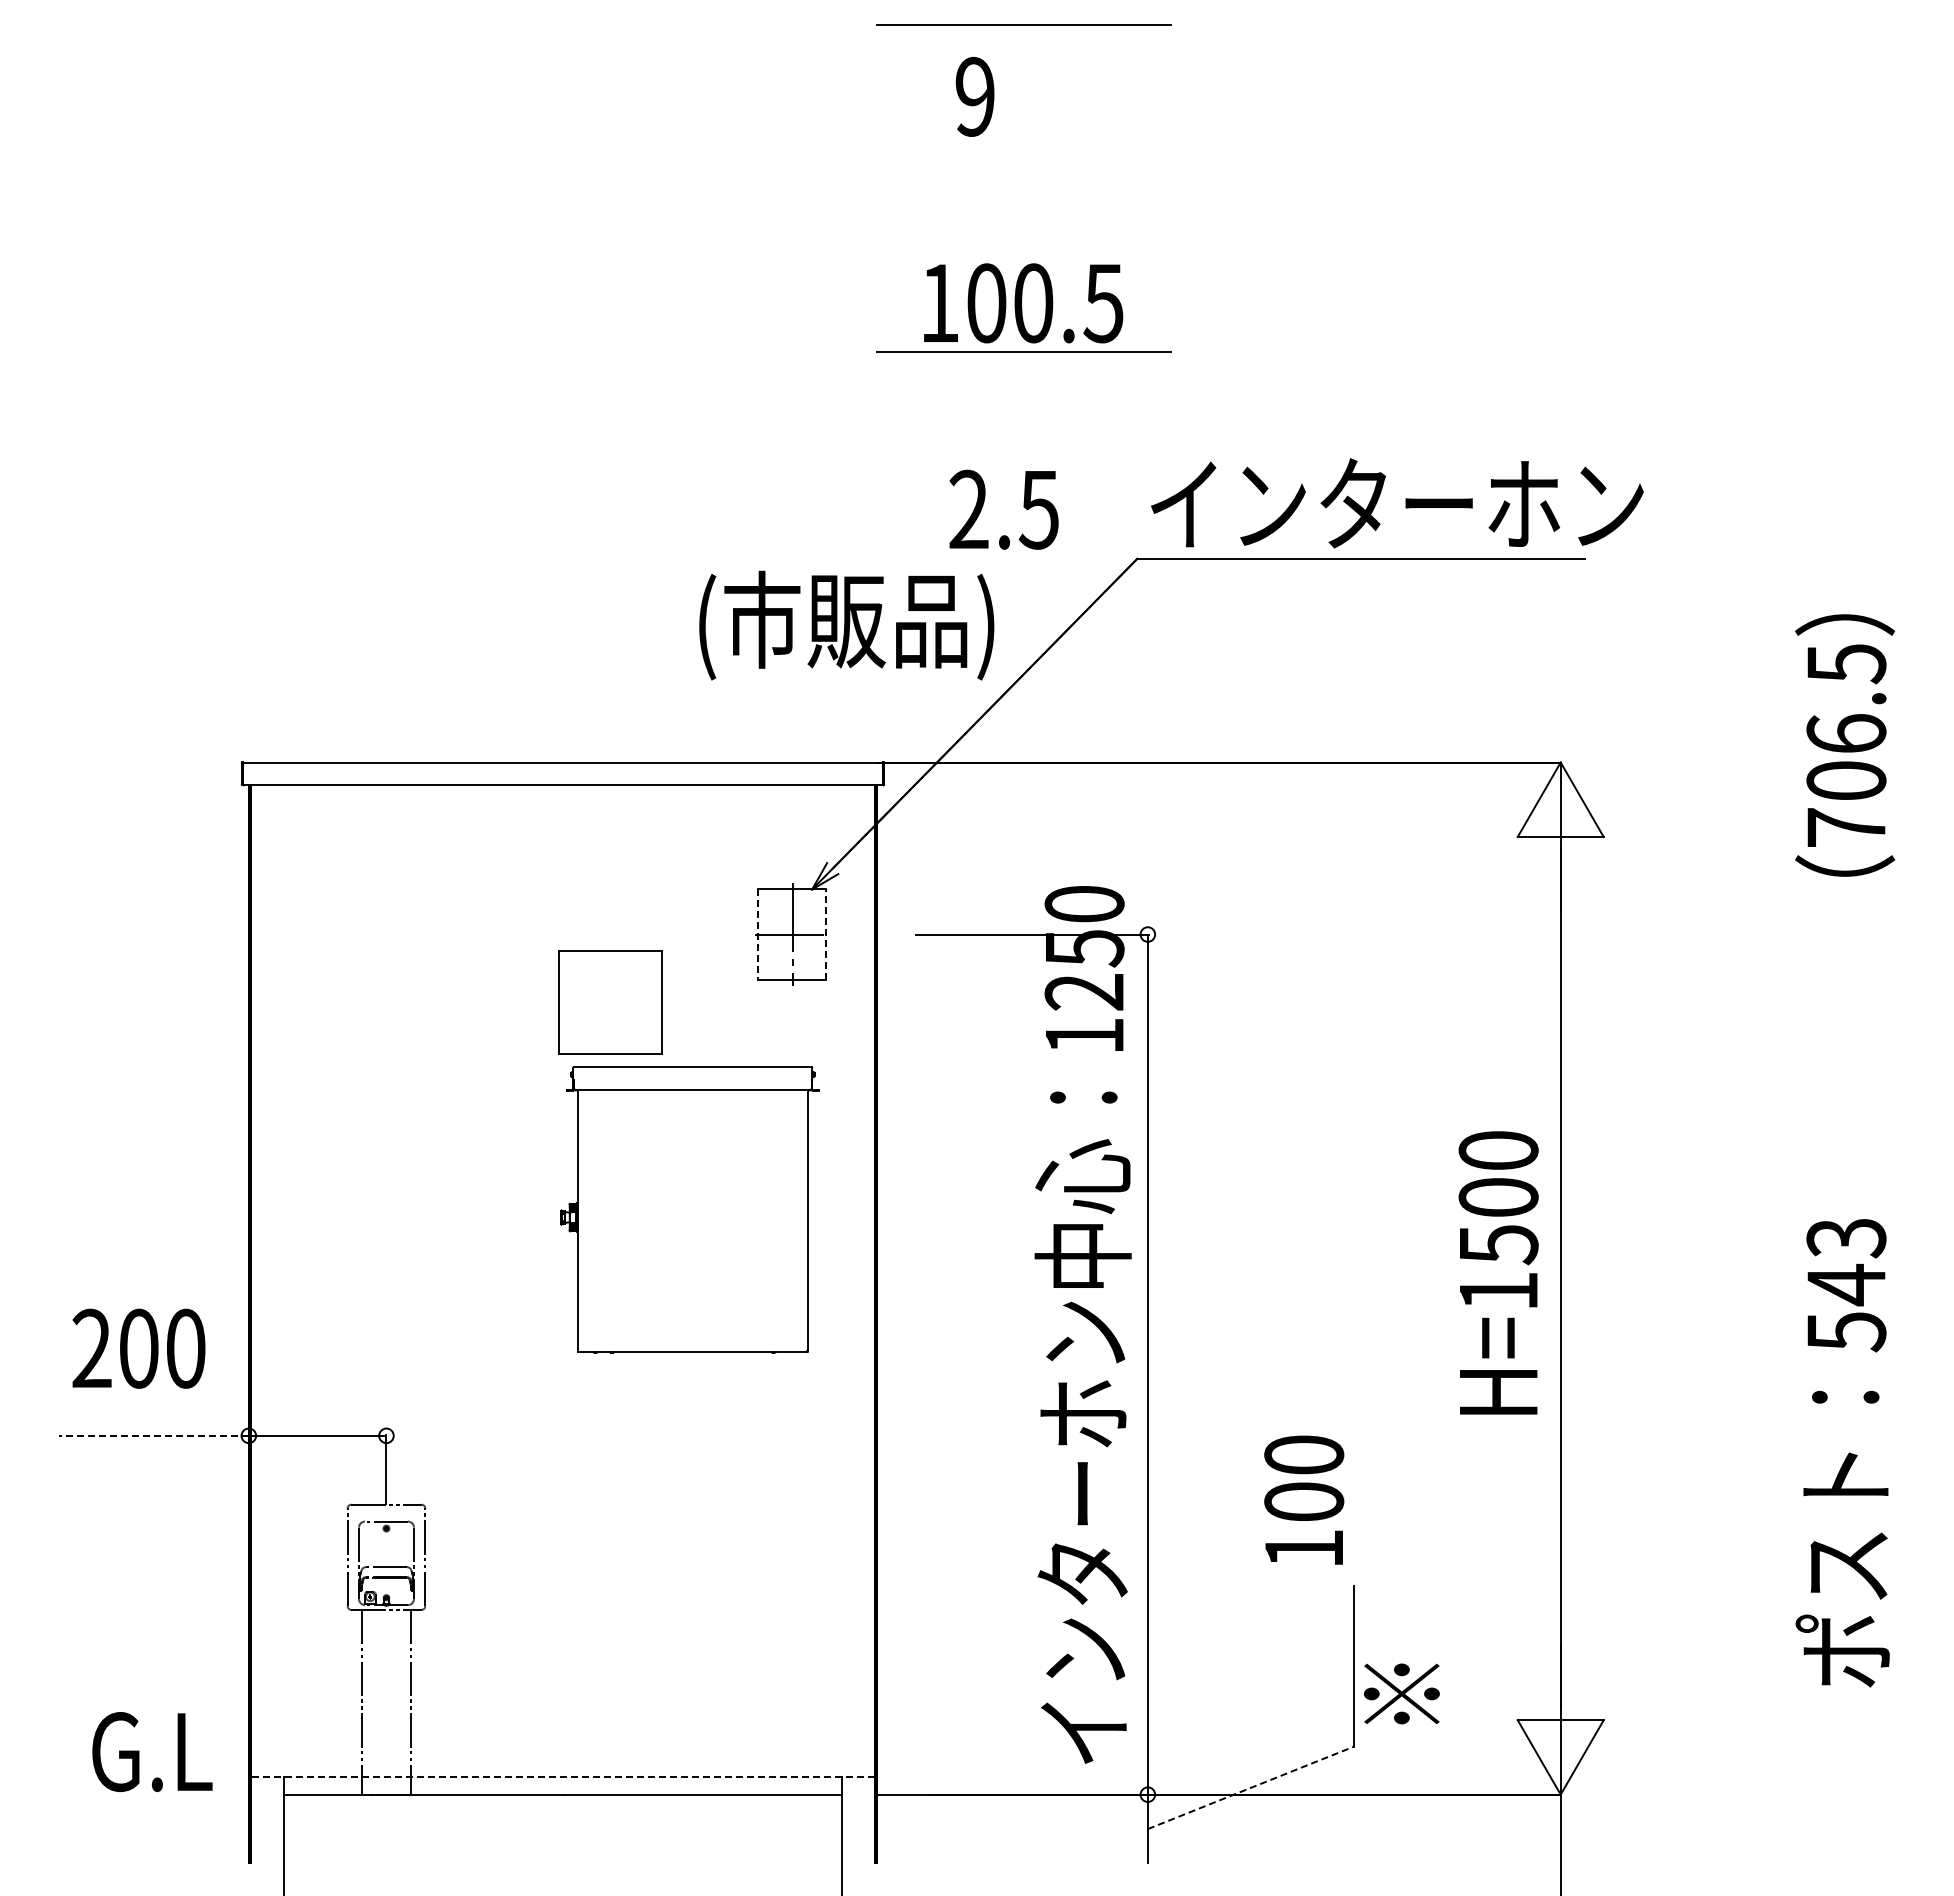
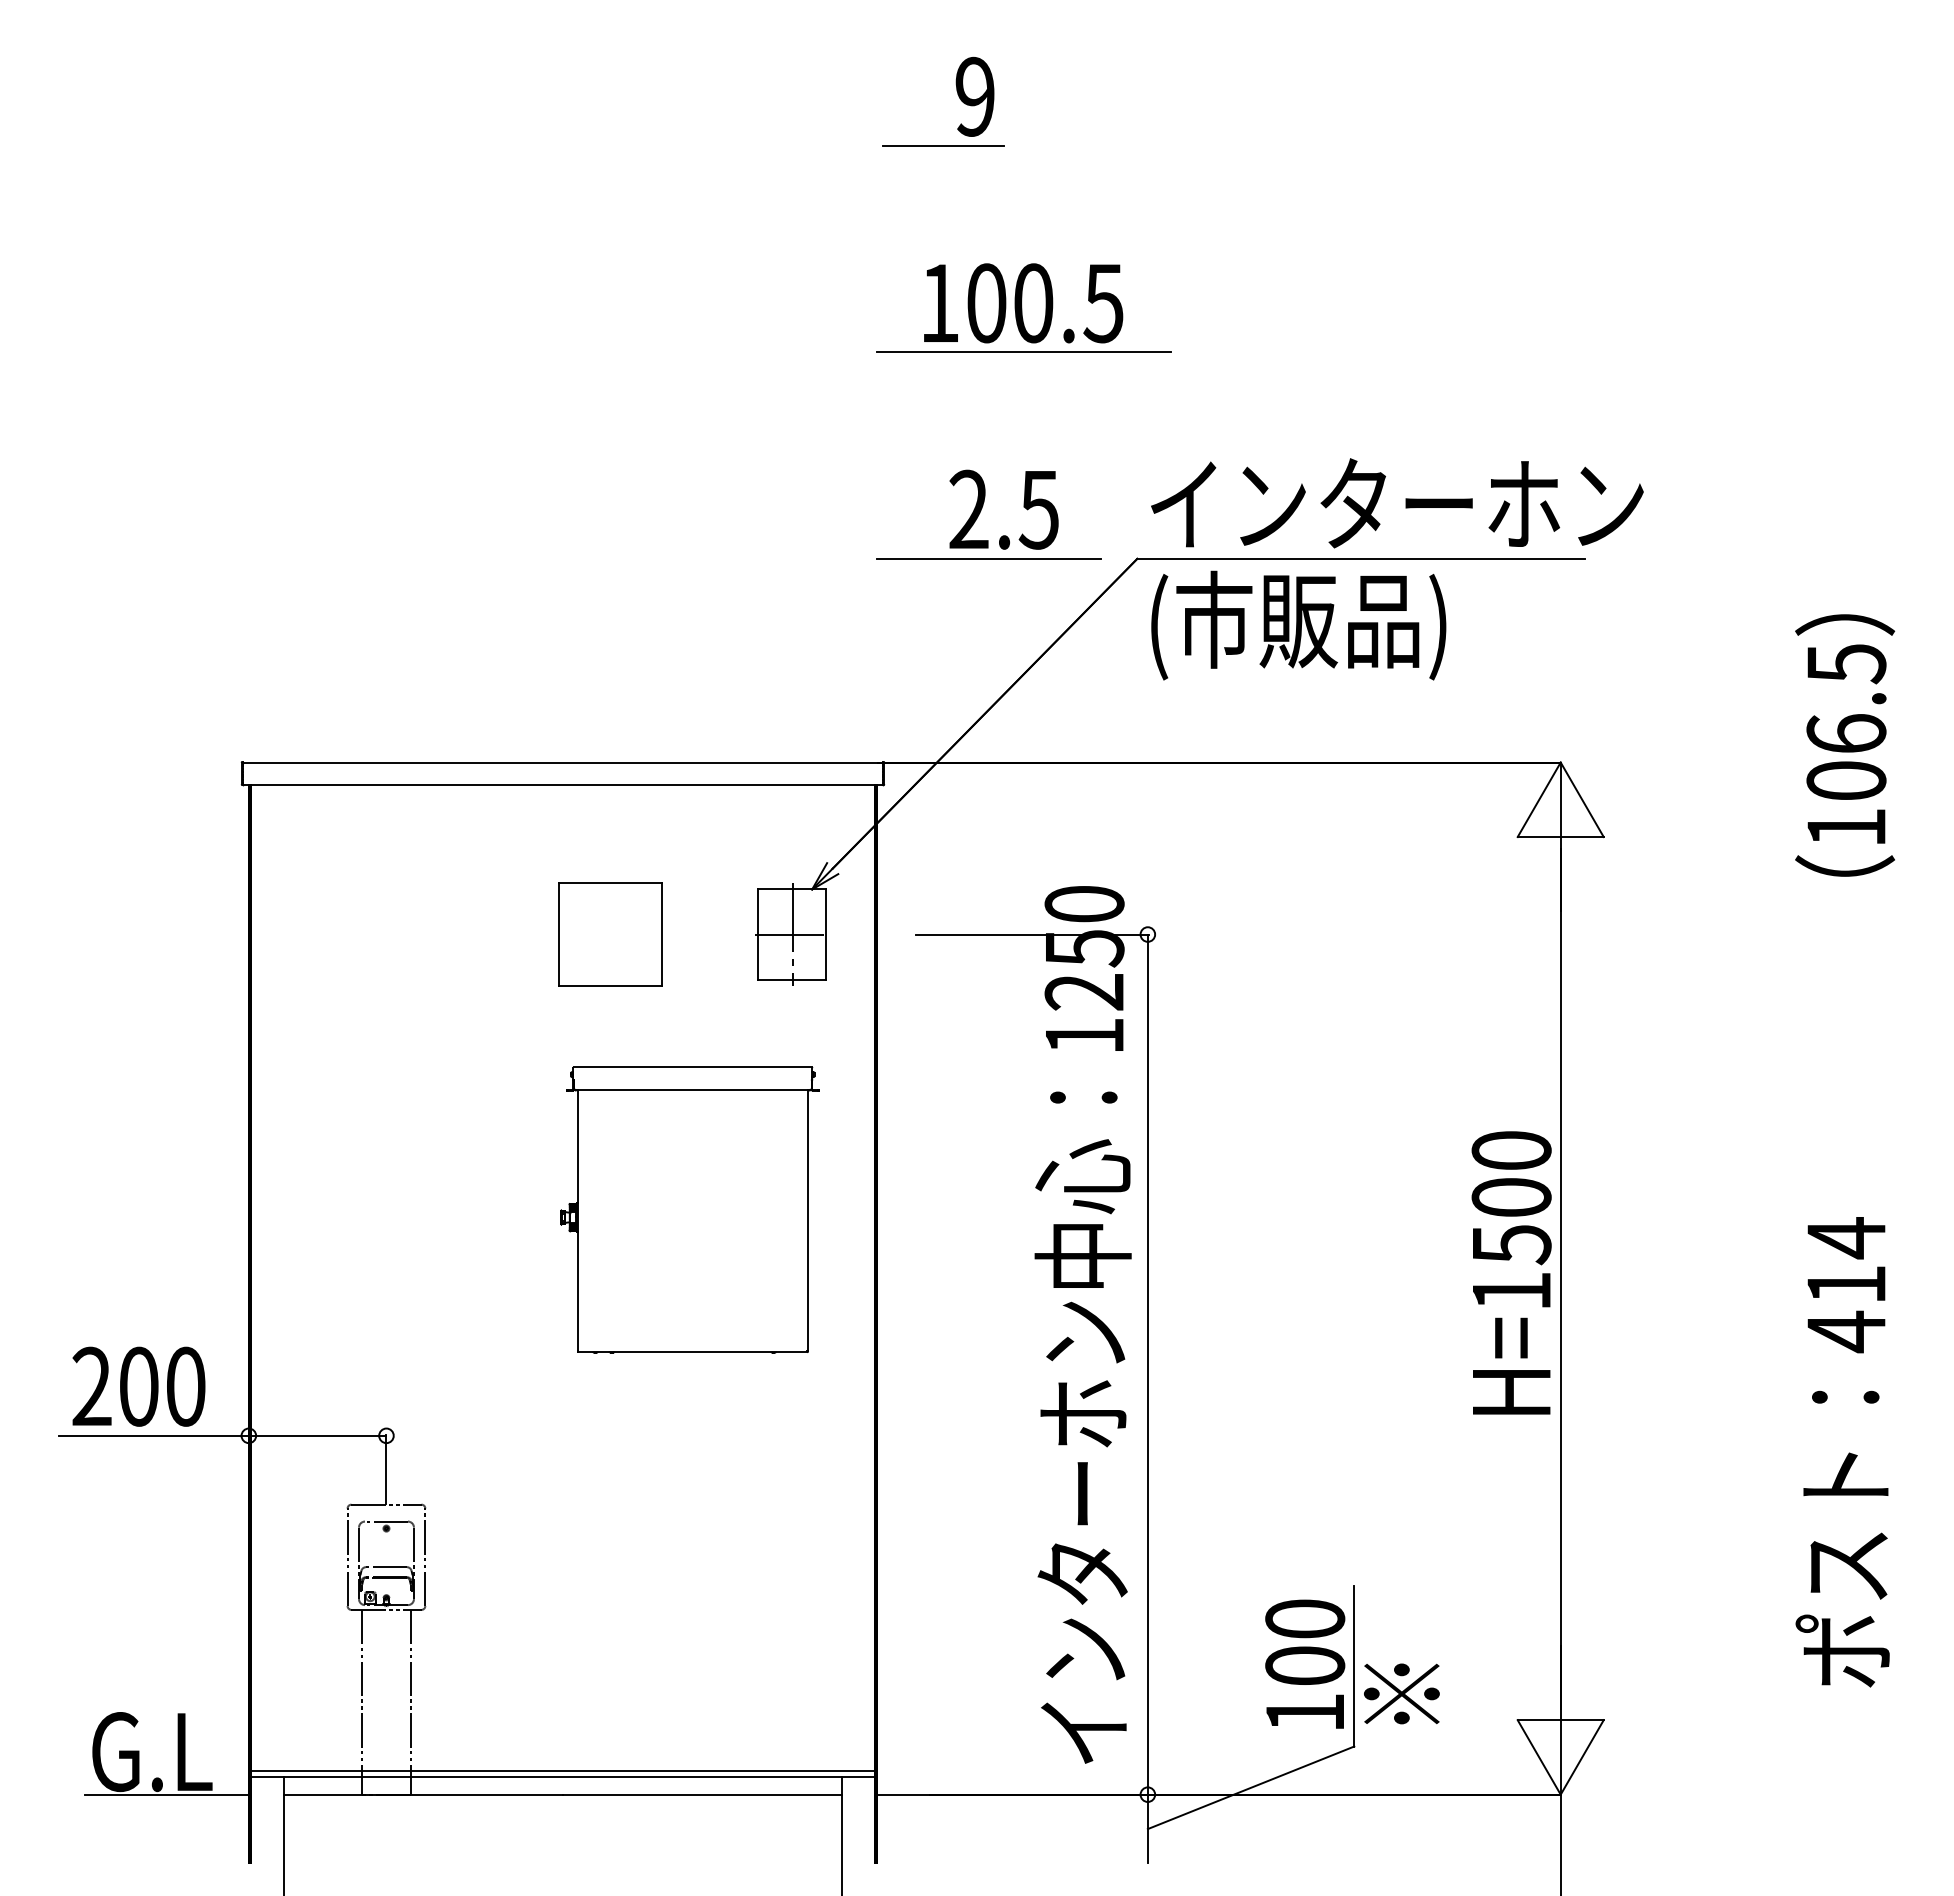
line: present -> none (1023, 24)
line: none -> present (943, 145)
line: none -> present (988, 558)
text position: (846, 625) -> (1298, 625) (1298, 625)
text: 706.5 -> 106.5 (1846, 827)
line: dashed -> solid (825, 934)
line: dashed -> solid (757, 935)
part position: (610, 1002) -> (610, 934) (610, 934)
text position: (1498, 1272) -> (1511, 1272) (1511, 1272)
text: 543 -> 414 (1846, 1285)
text position: (138, 1348) -> (138, 1386) (138, 1386)
line: dashed -> solid (153, 1435)
text position: (1304, 1499) -> (1305, 1663) (1305, 1663)
line: none -> present (562, 1770)
line: dashed -> solid (562, 1777)
line: dashed -> solid (1251, 1787)
line: none -> present (167, 1794)
